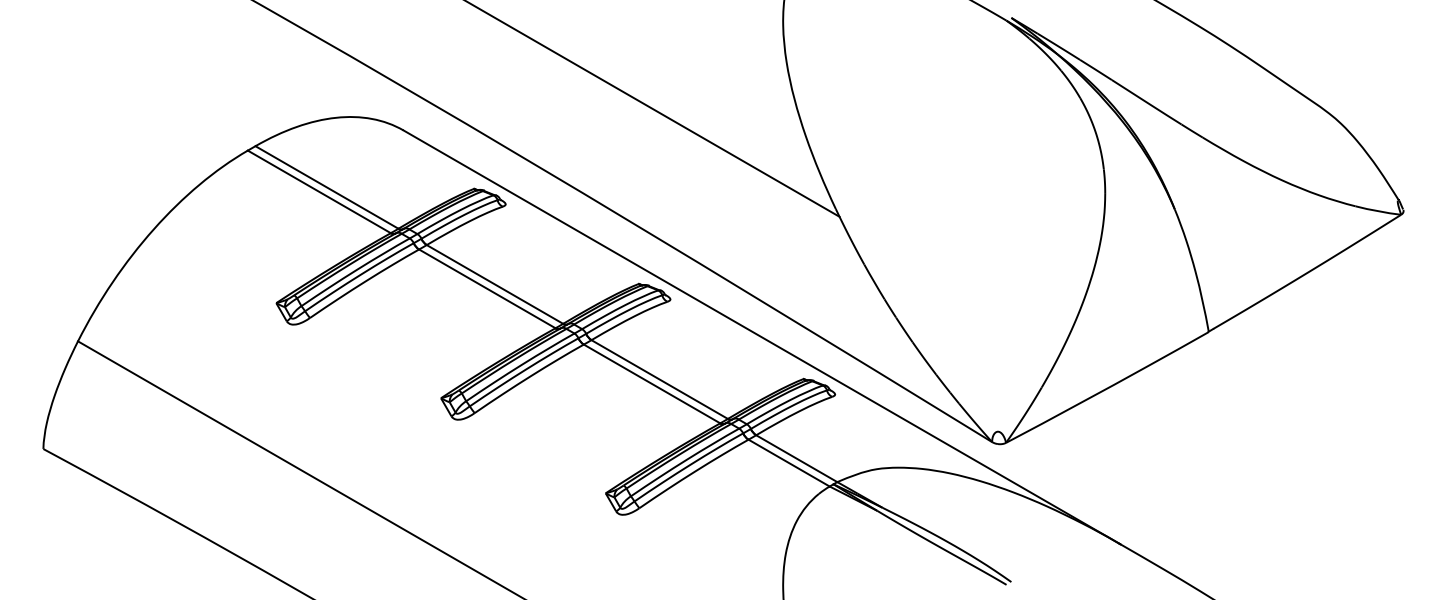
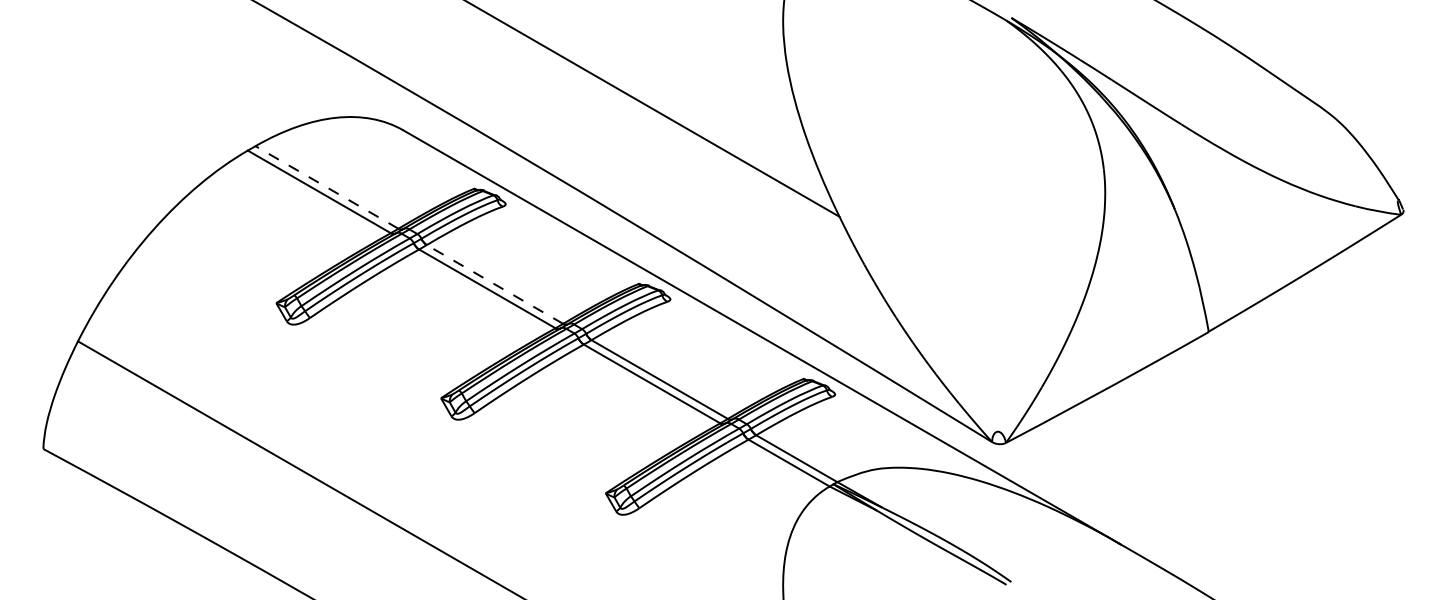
line: solid -> dashed (326, 187)
line: solid -> dashed (494, 284)
